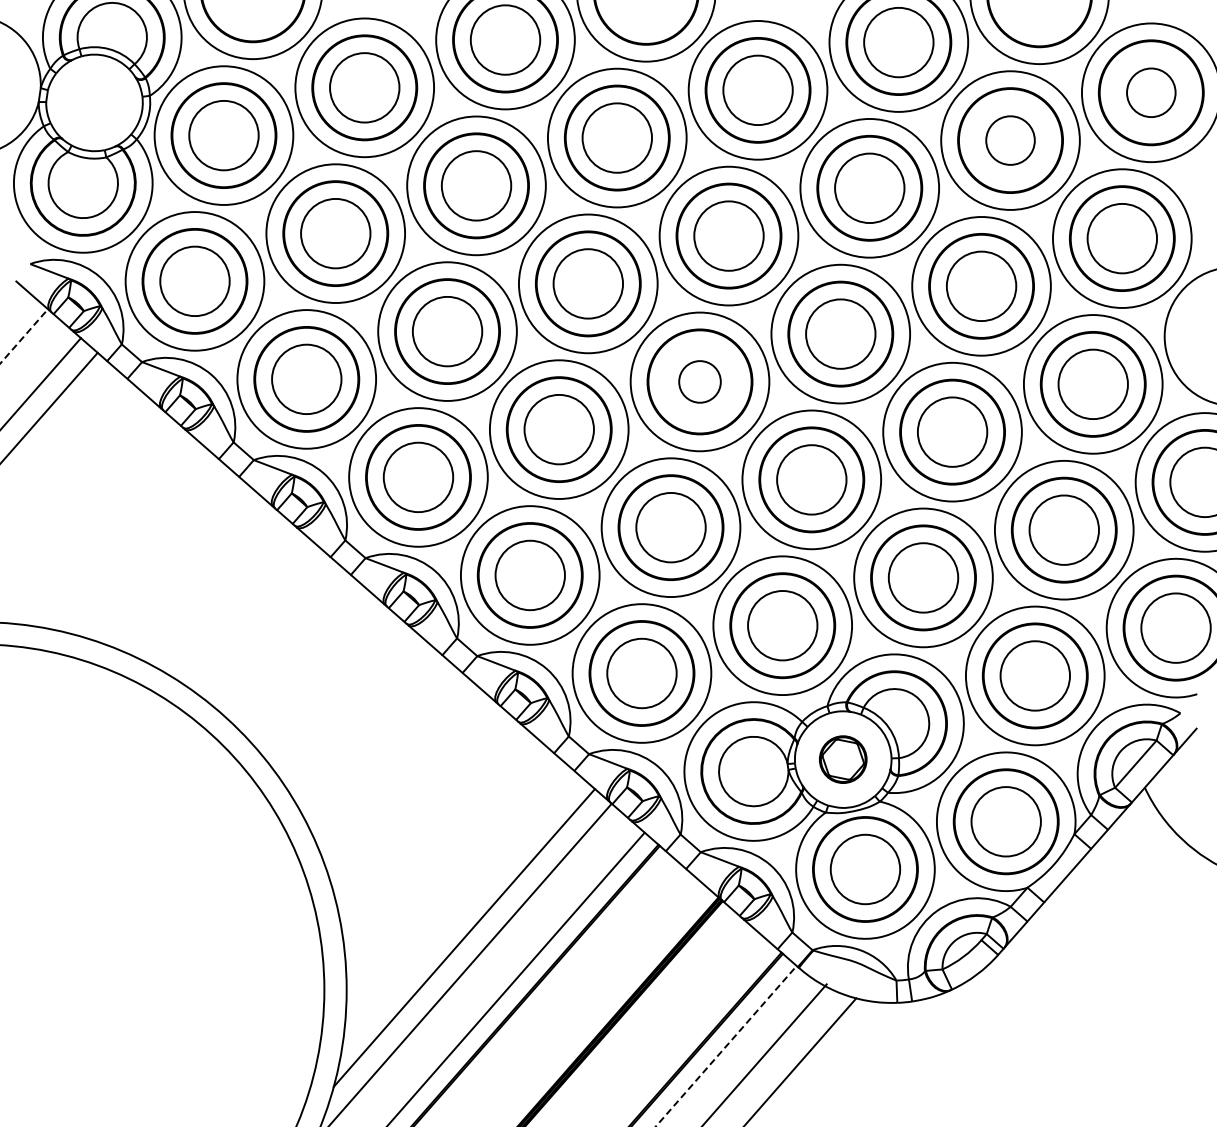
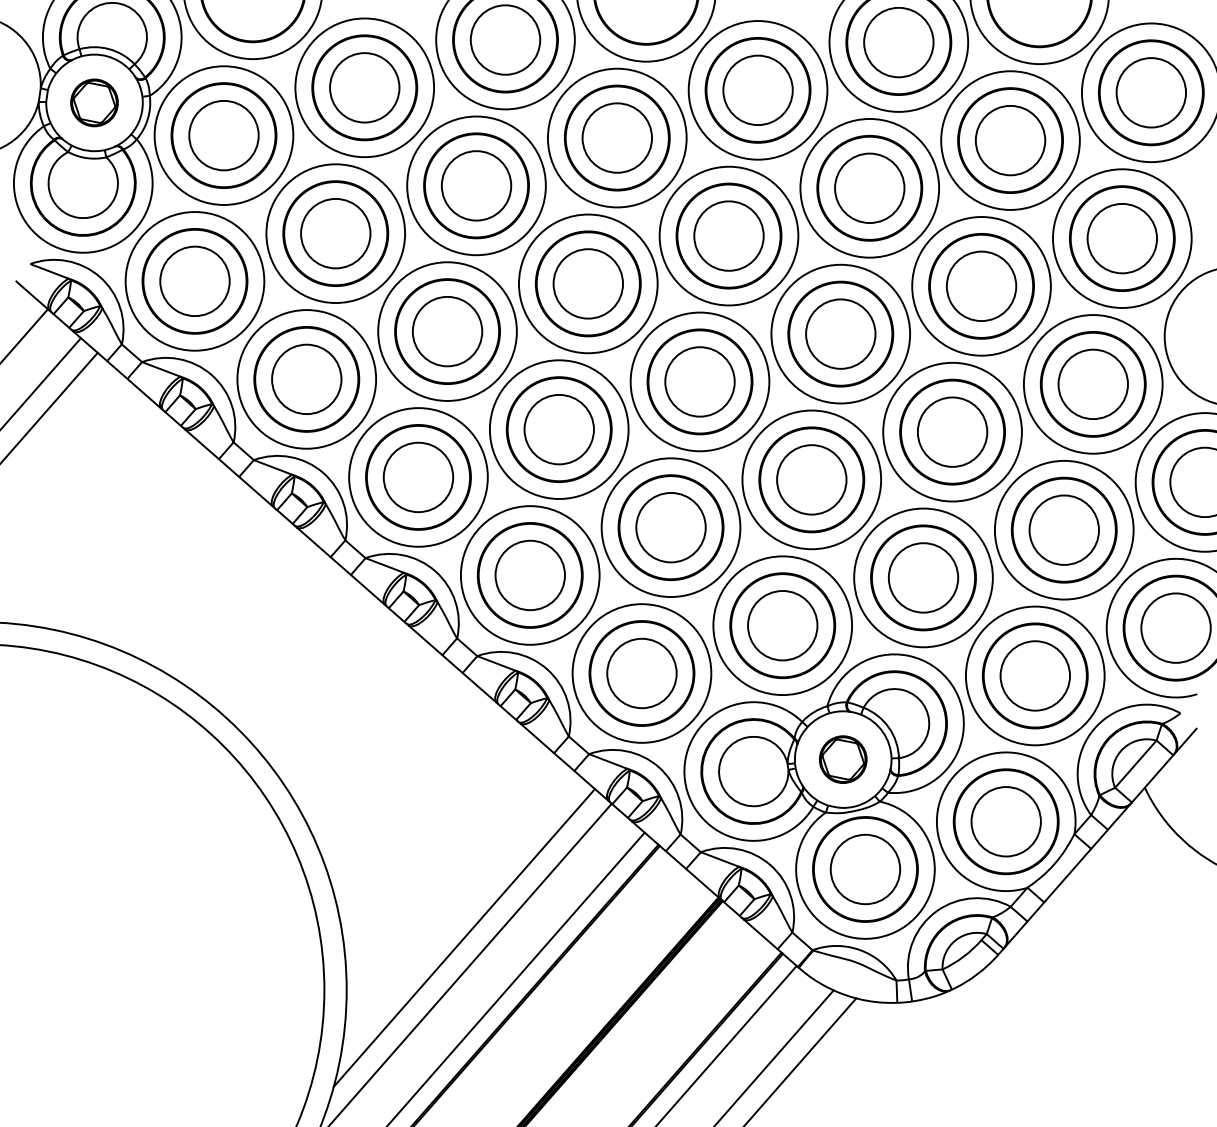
circle diameter: 49 px -> 69 px (1151, 92)
part: none -> present (94, 102)
circle diameter: 49 px -> 69 px (1010, 140)
line: dashed -> solid (24, 336)
circle diameter: 42 px -> 69 px (699, 381)
line: dashed -> solid (726, 1046)
line position: (765, 1053) -> (774, 1056) (774, 1056)
